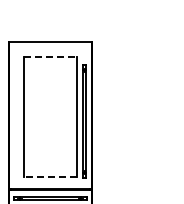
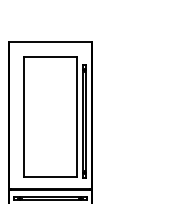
line: dashed -> solid (50, 56)
line: dashed -> solid (50, 176)
